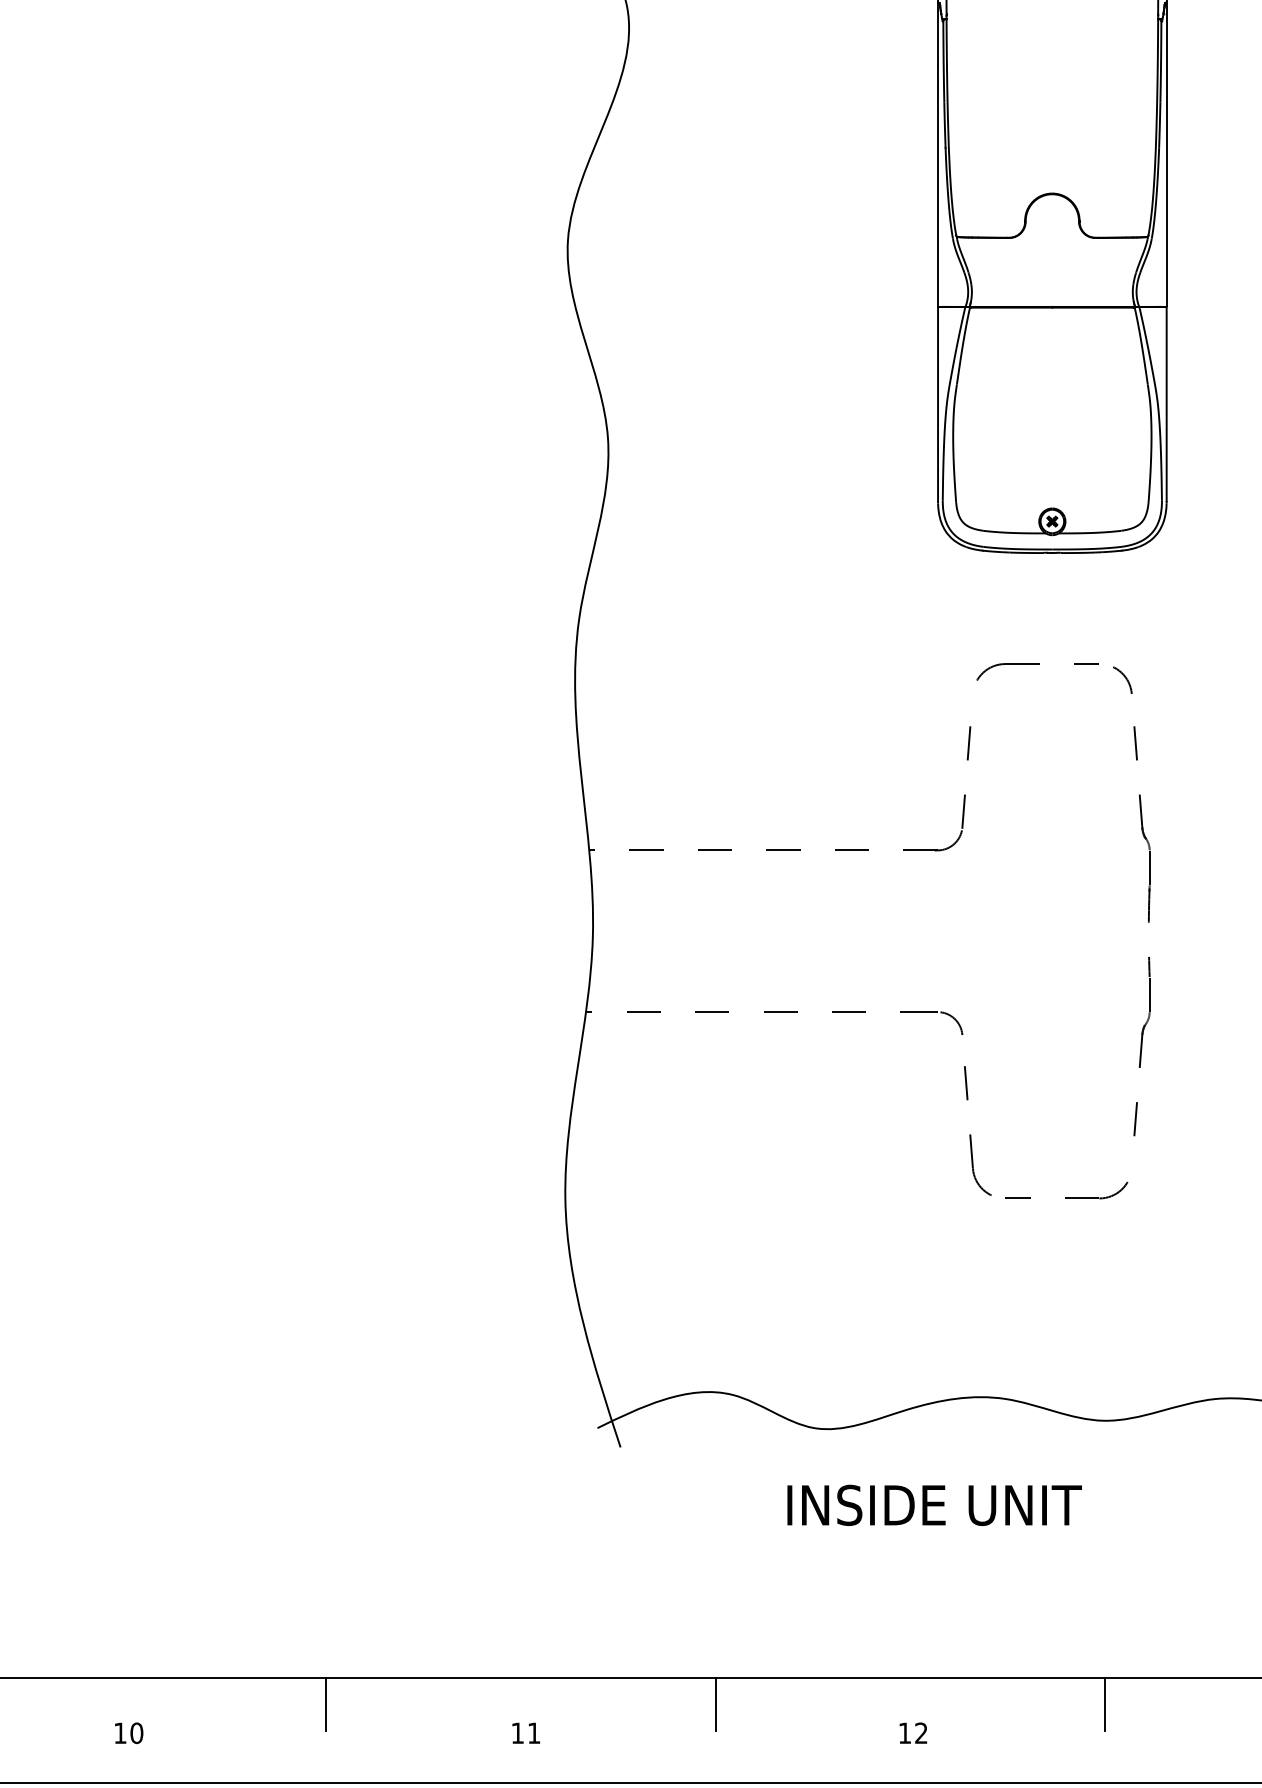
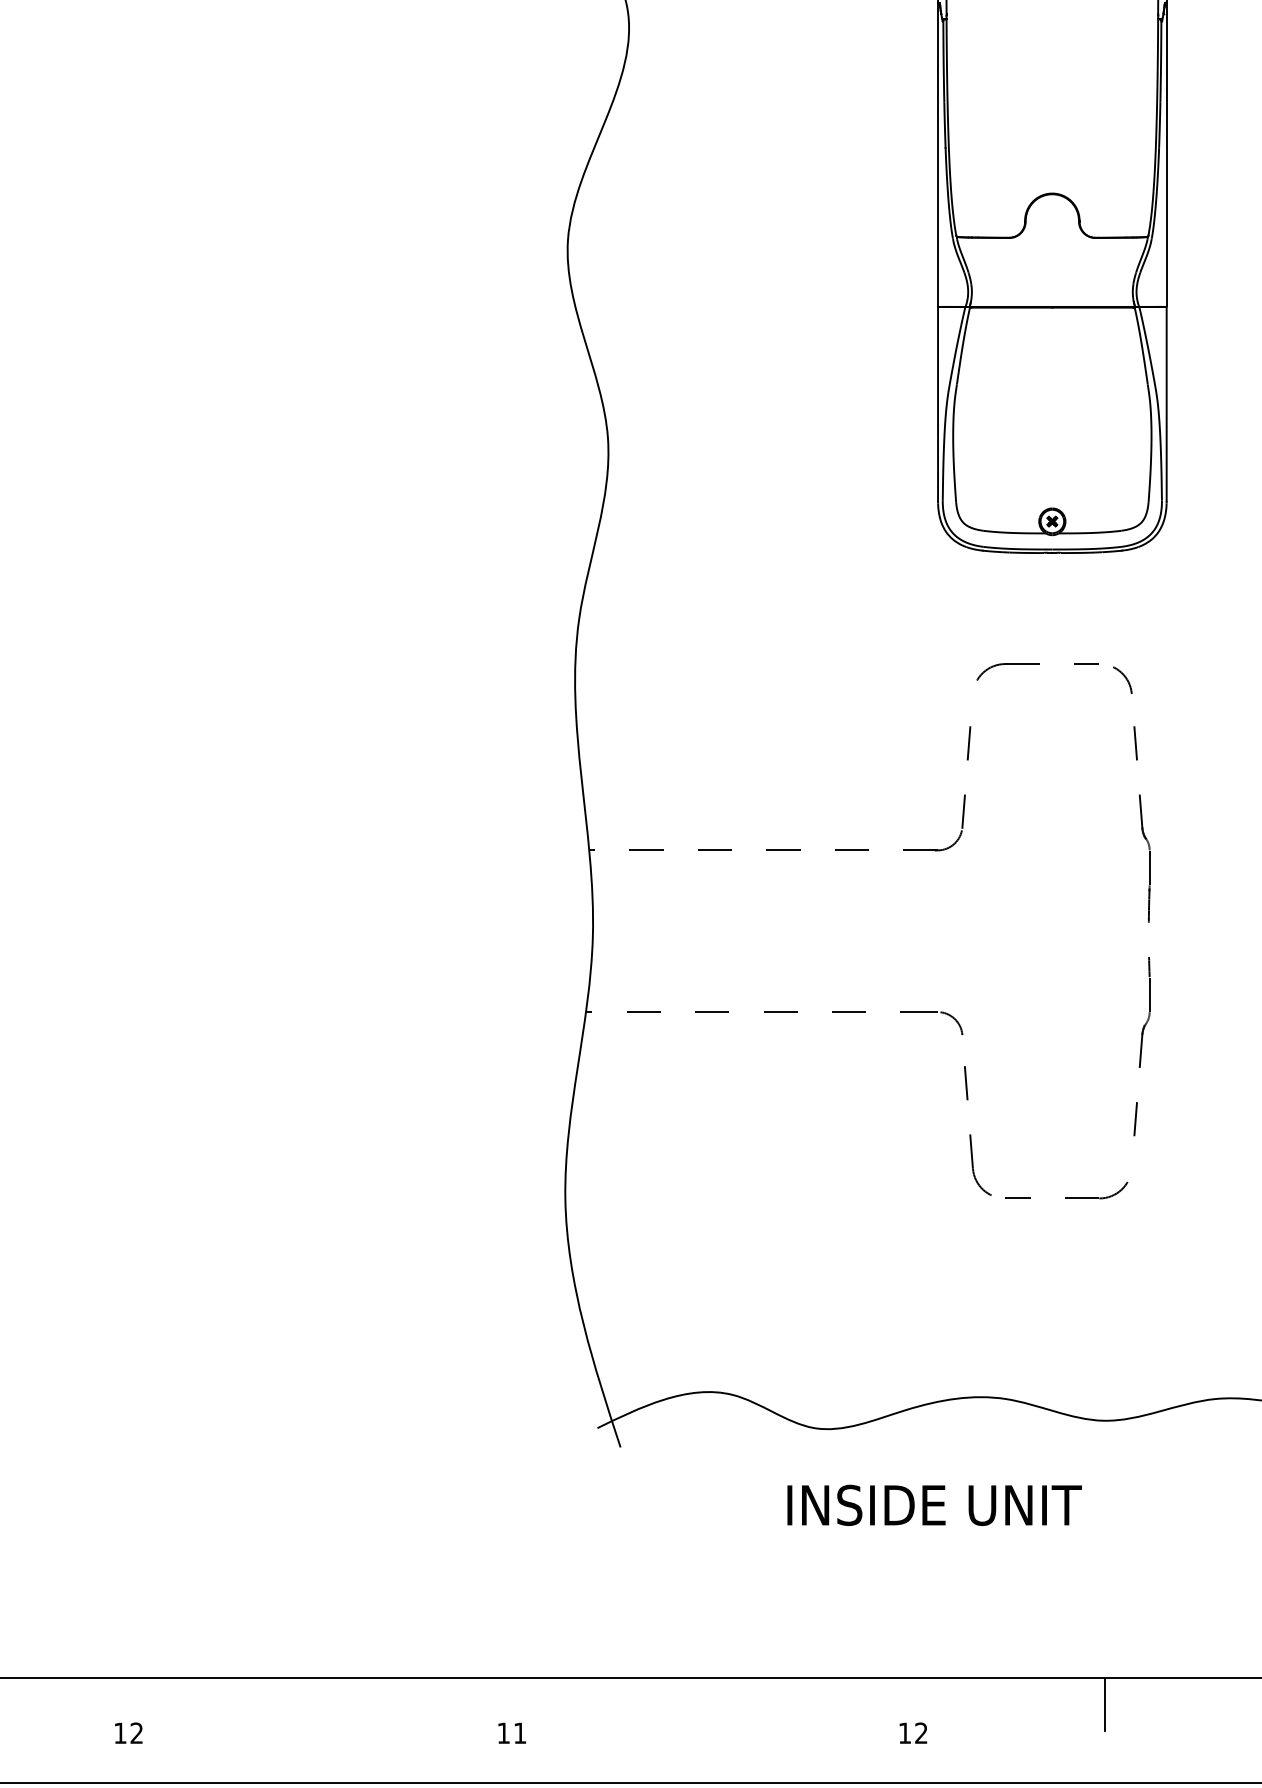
line: present -> none (326, 1704)
line: present -> none (715, 1704)
text position: (525, 1732) -> (511, 1732) (511, 1732)
text: 10 -> 12 (136, 1733)
